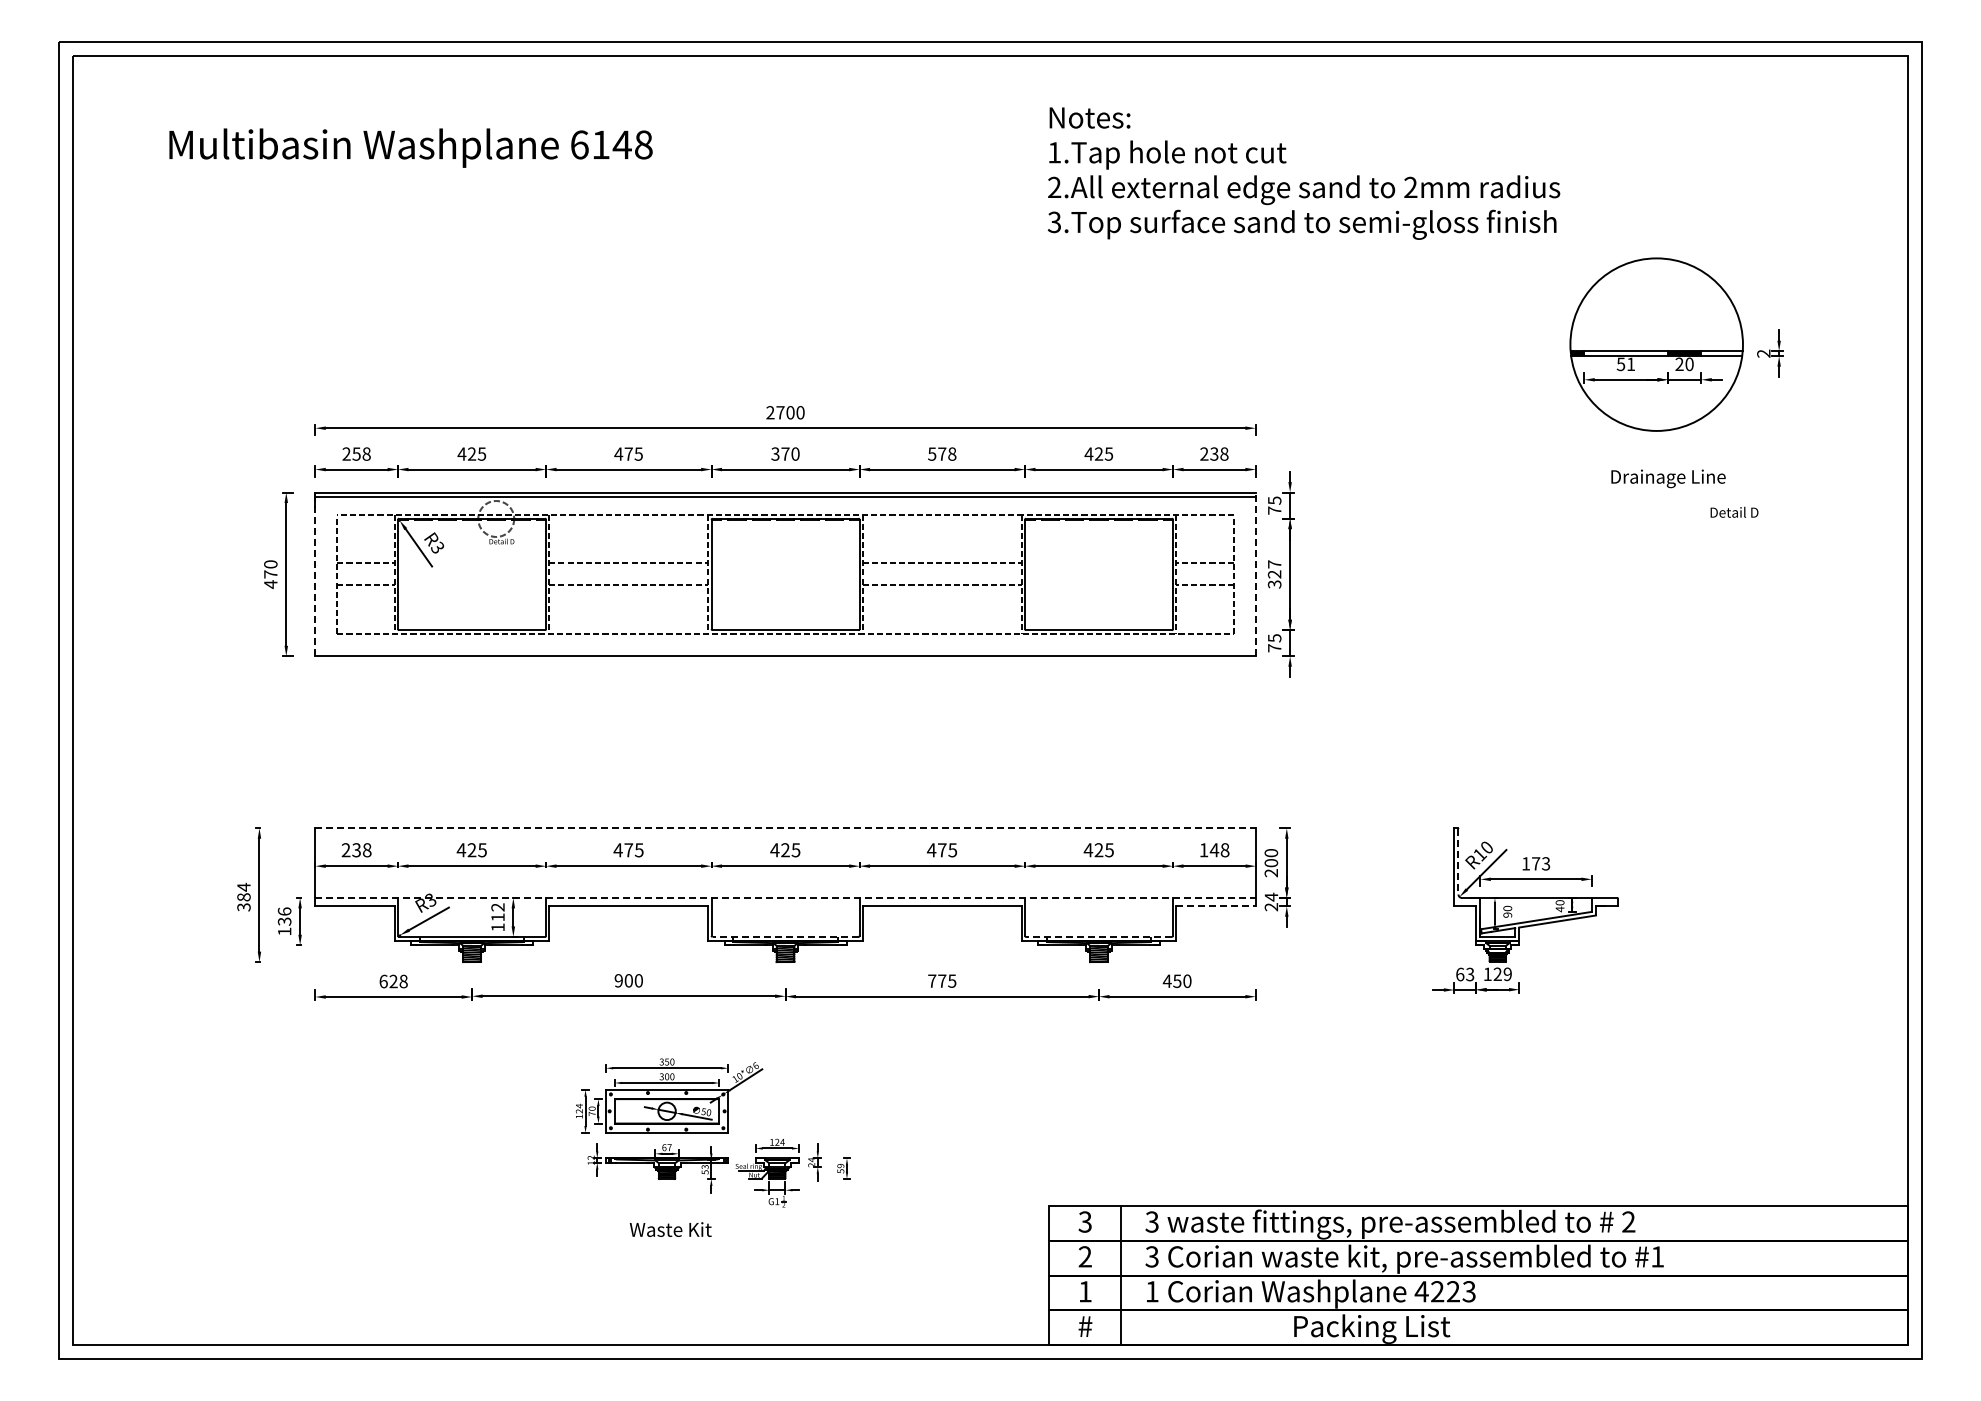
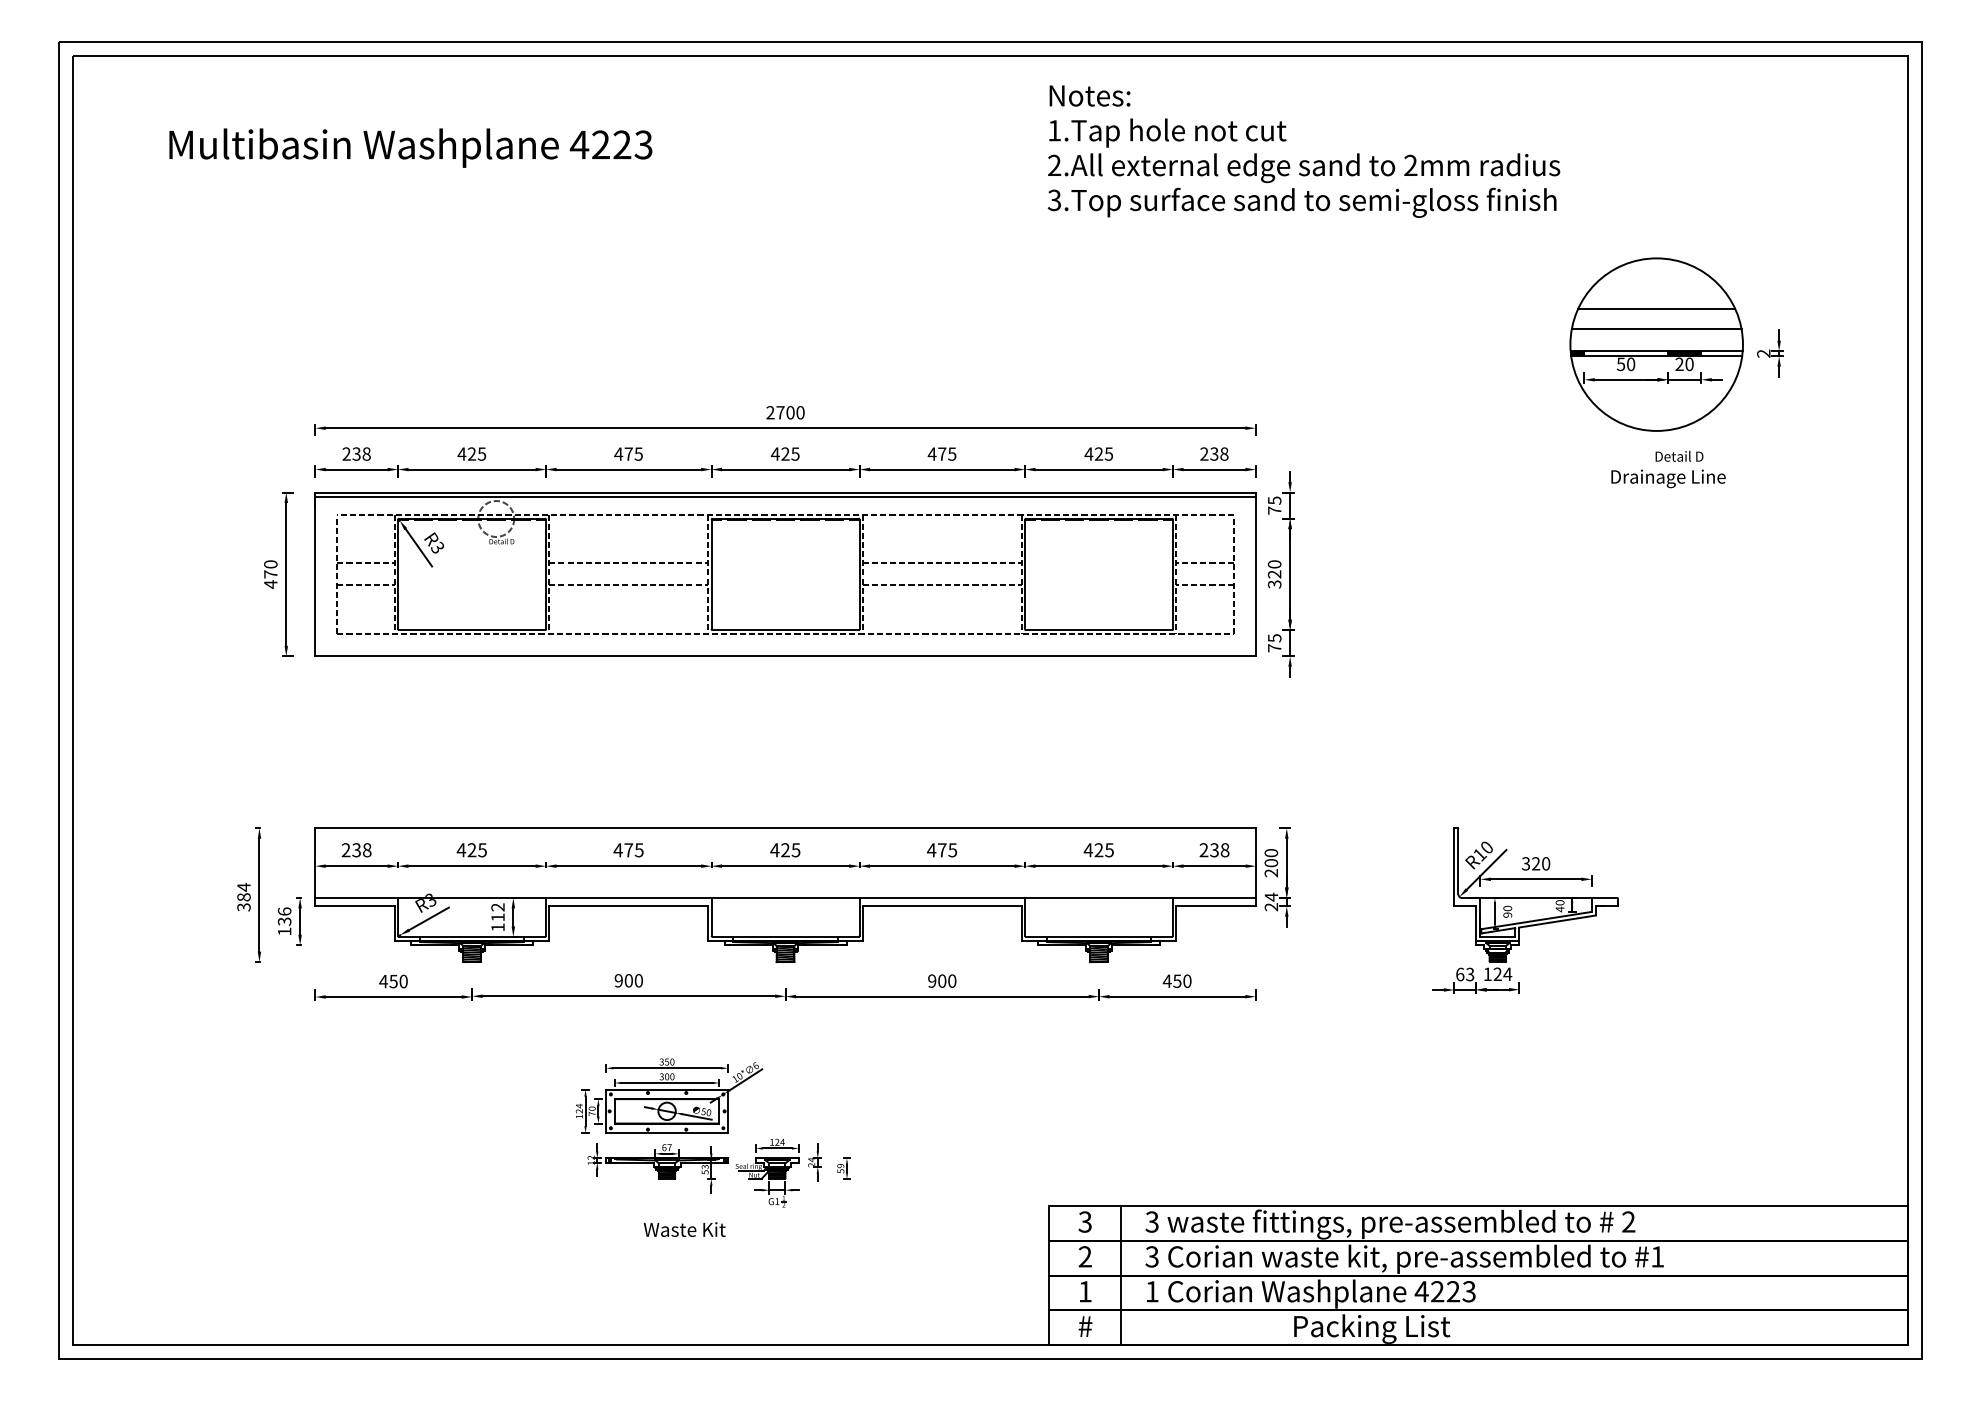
text: 6148 -> 4223 (610, 144)
text position: (1303, 173) -> (1303, 151) (1303, 151)
line: none -> present (1656, 309)
line: none -> present (1656, 329)
text: 51 -> 50 (1631, 364)
text: 258 -> 238 (356, 453)
text: 370 -> 425 (785, 453)
text: 578 -> 475 (941, 453)
text position: (1734, 511) -> (1679, 455) (1679, 455)
text: 327 -> 320 (1274, 564)
line: dashed -> solid (1255, 574)
line: dashed -> solid (315, 576)
line: dashed -> solid (786, 828)
text: 148 -> 238 (1209, 850)
line: dashed -> solid (1458, 861)
text: 173 -> 320 (1535, 863)
line: dashed -> solid (786, 897)
line: dashed -> solid (1216, 906)
line: dashed -> solid (785, 936)
line: dashed -> solid (1099, 936)
text: 129 -> 124 (1507, 974)
text: 775 -> 900 (942, 980)
text: 628 -> 450 (393, 981)
text position: (670, 1229) -> (684, 1229) (684, 1229)
